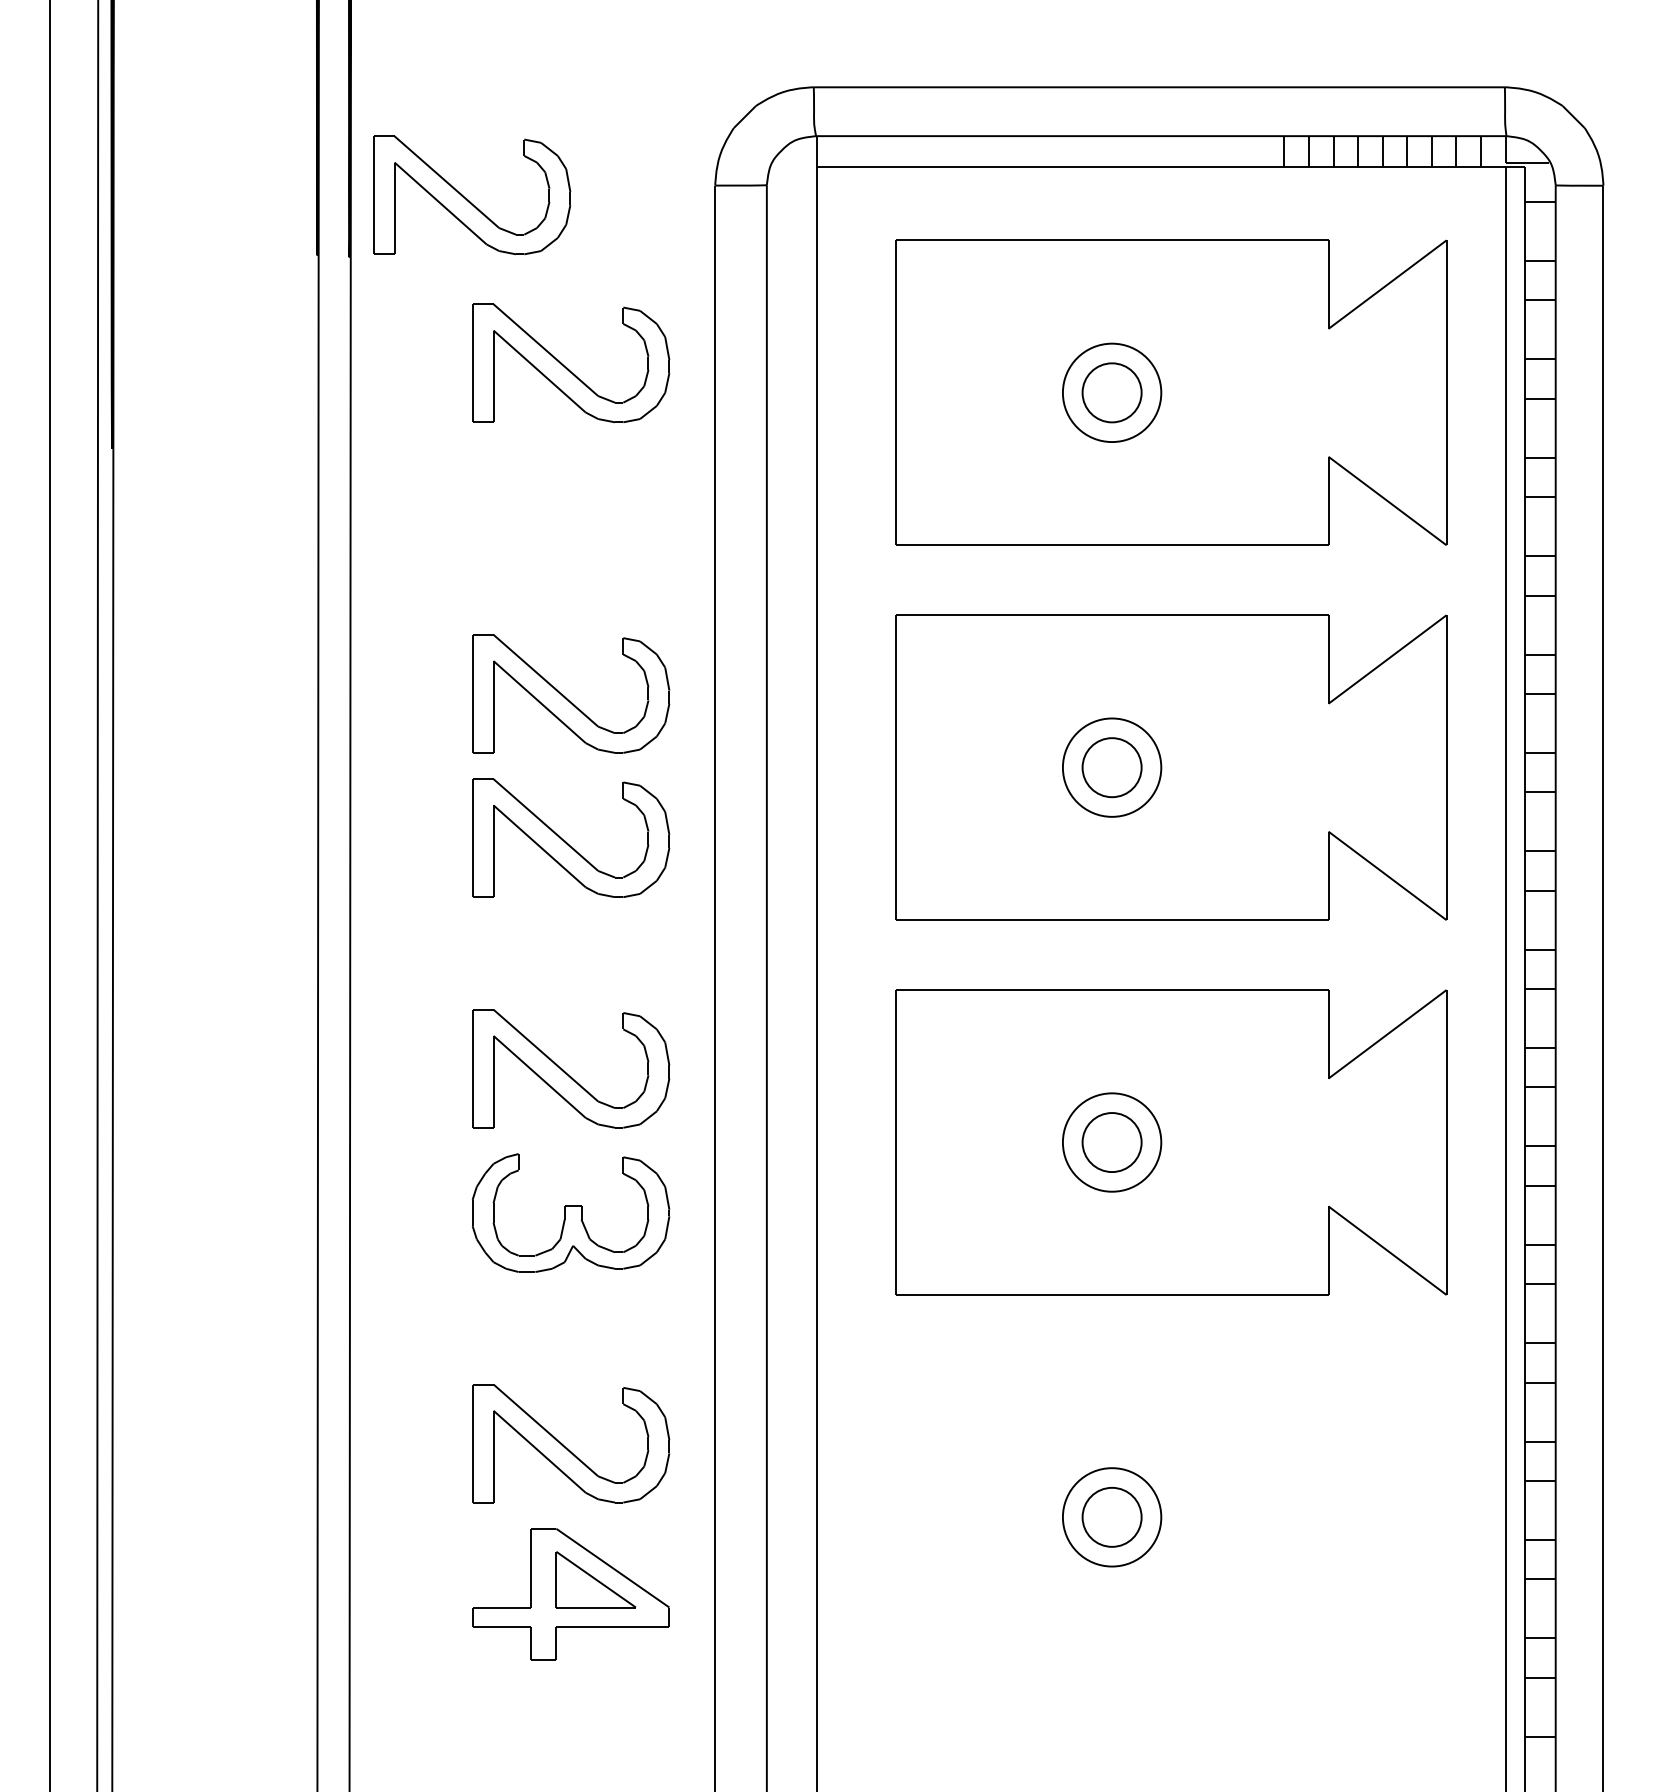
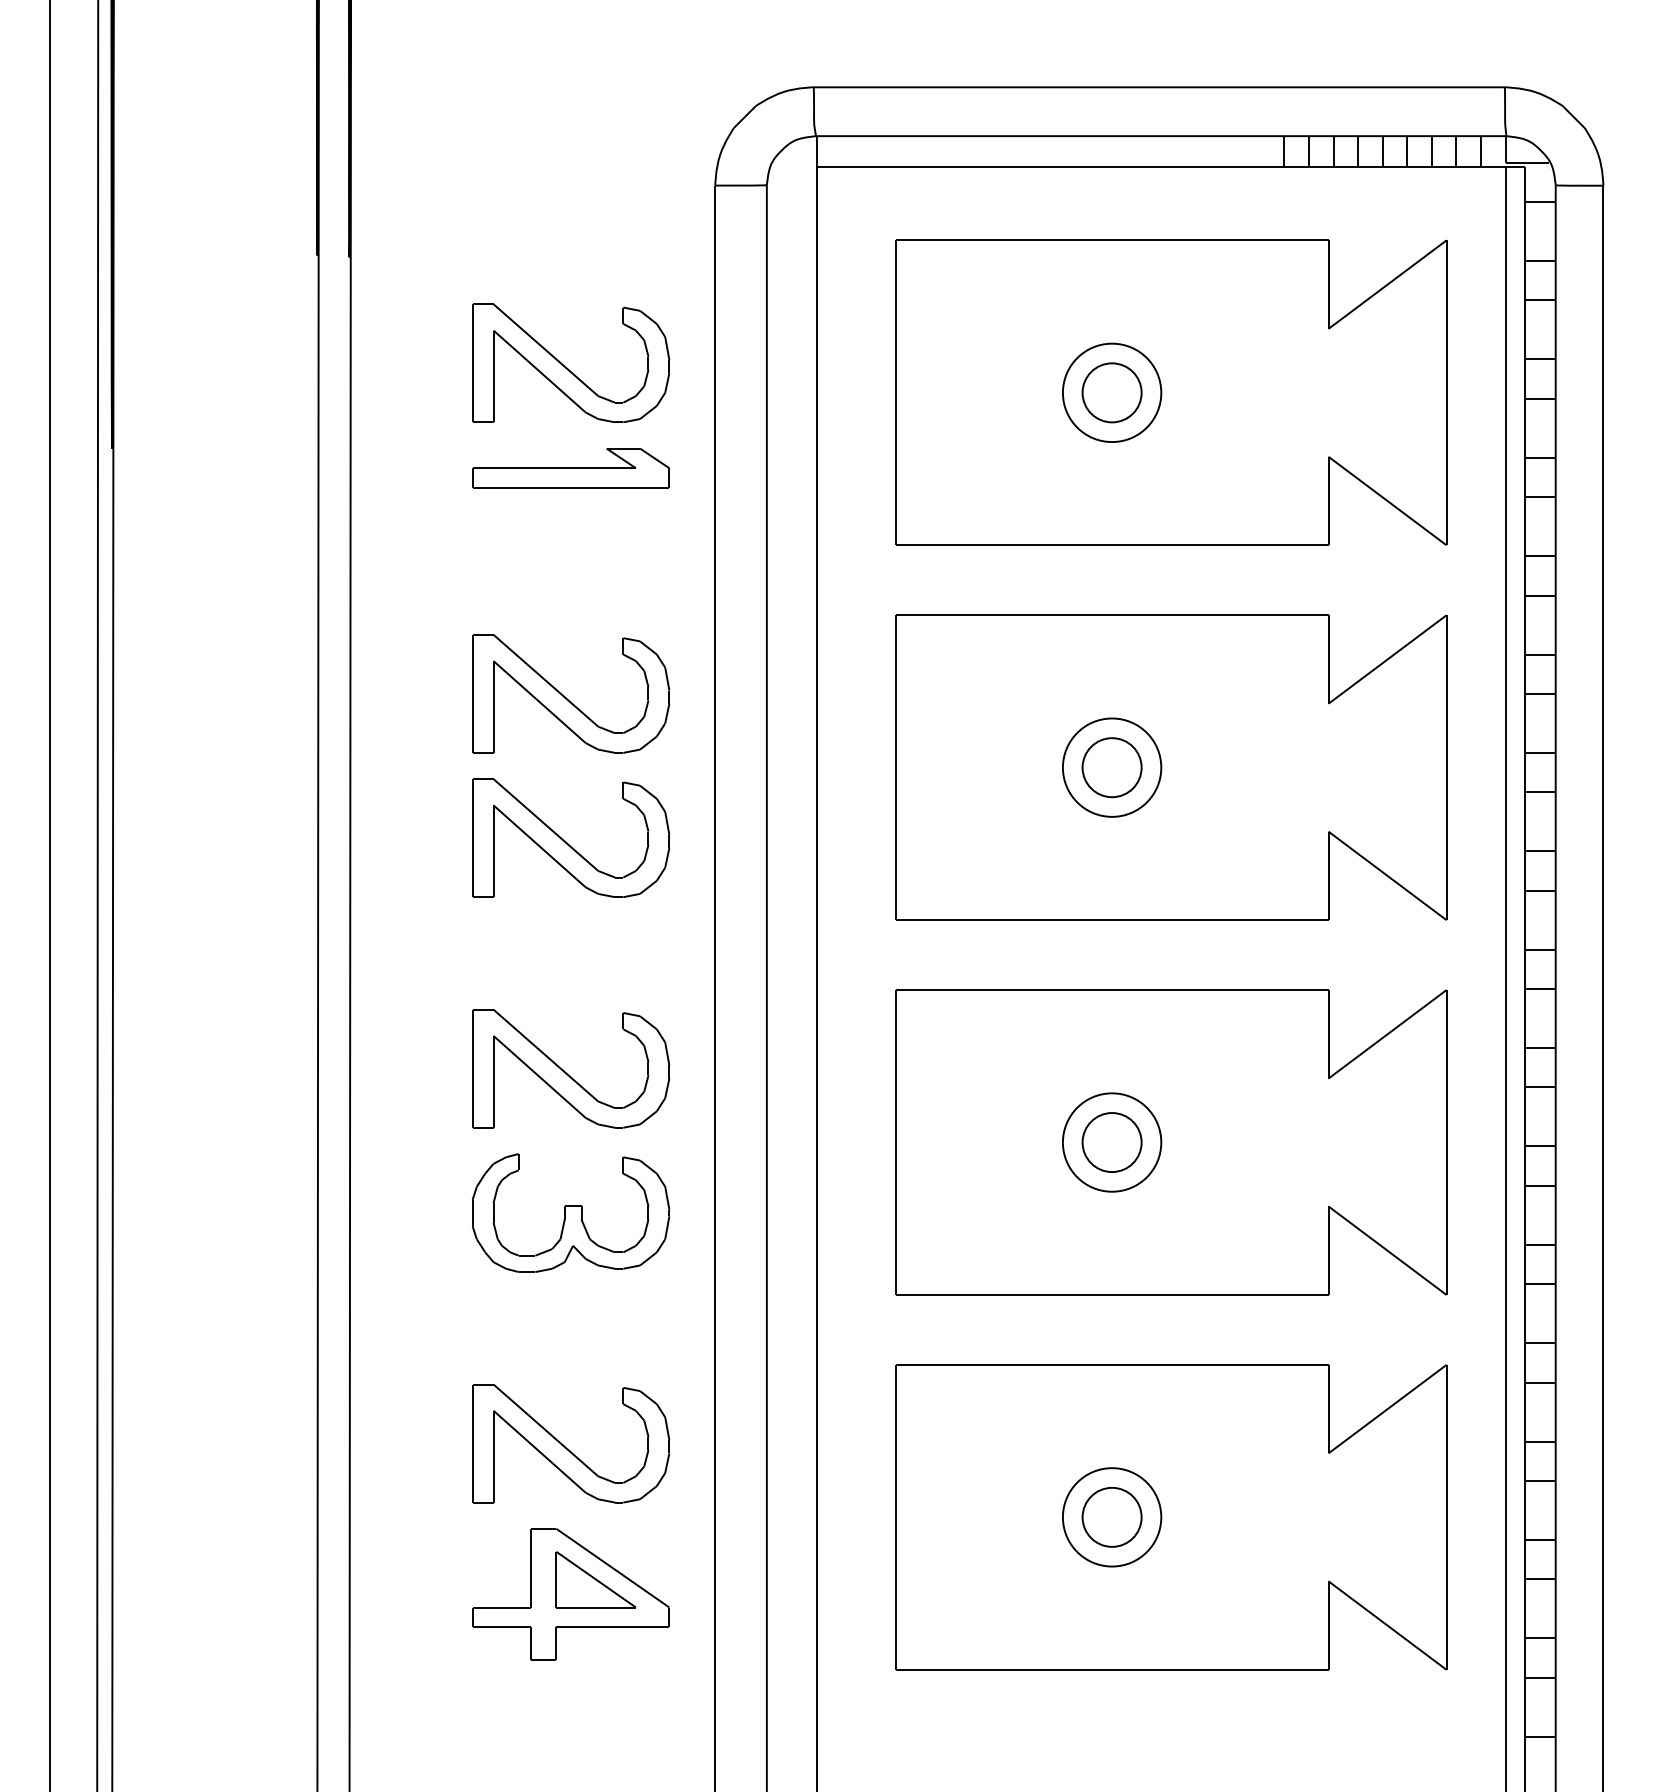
part: present -> none (472, 195)
part: none -> present (570, 468)
part: none -> present (1171, 1517)
